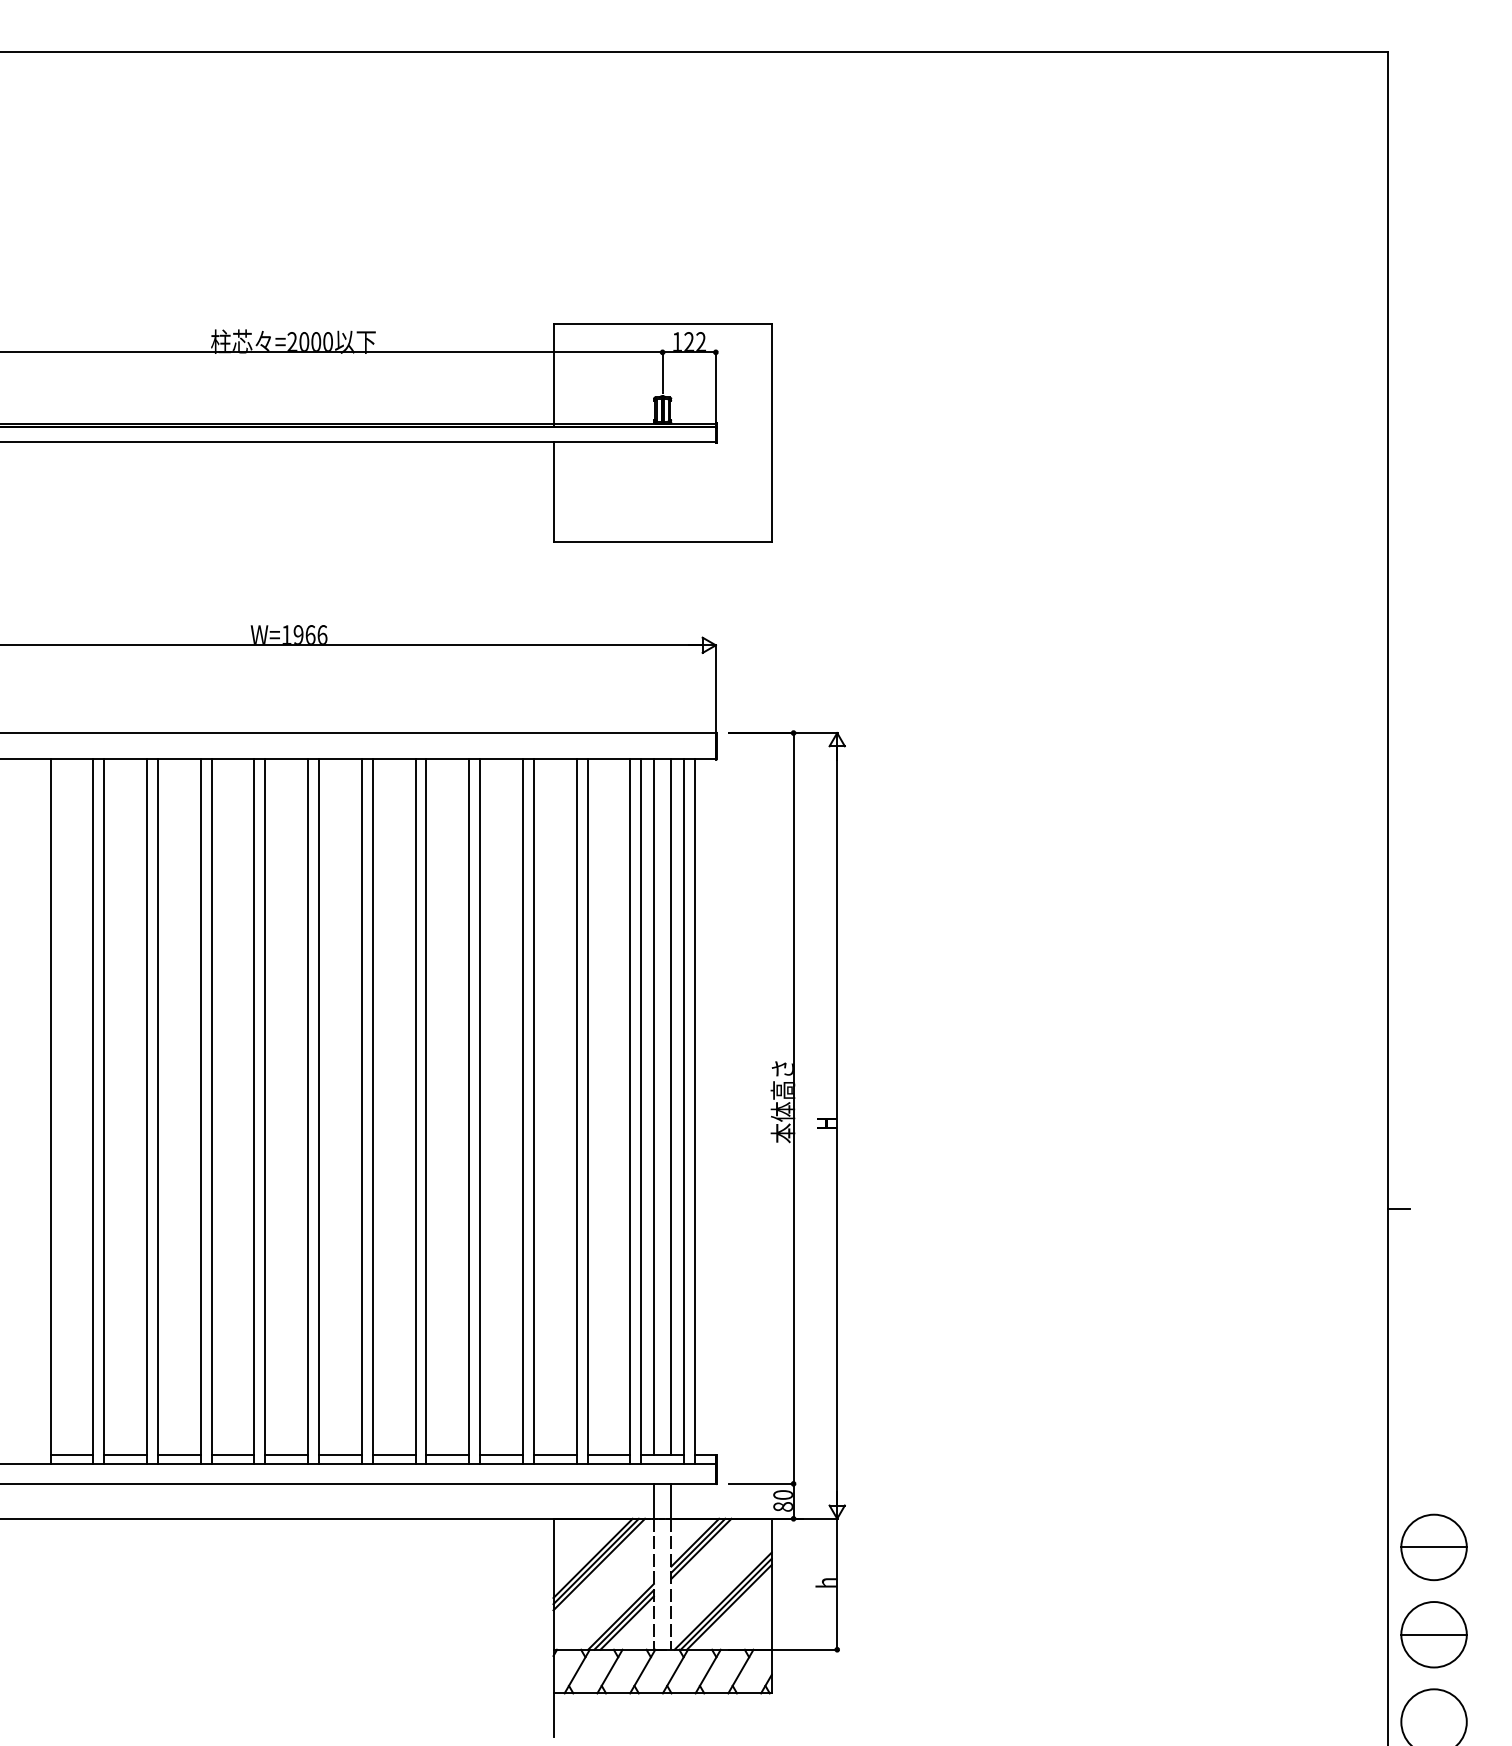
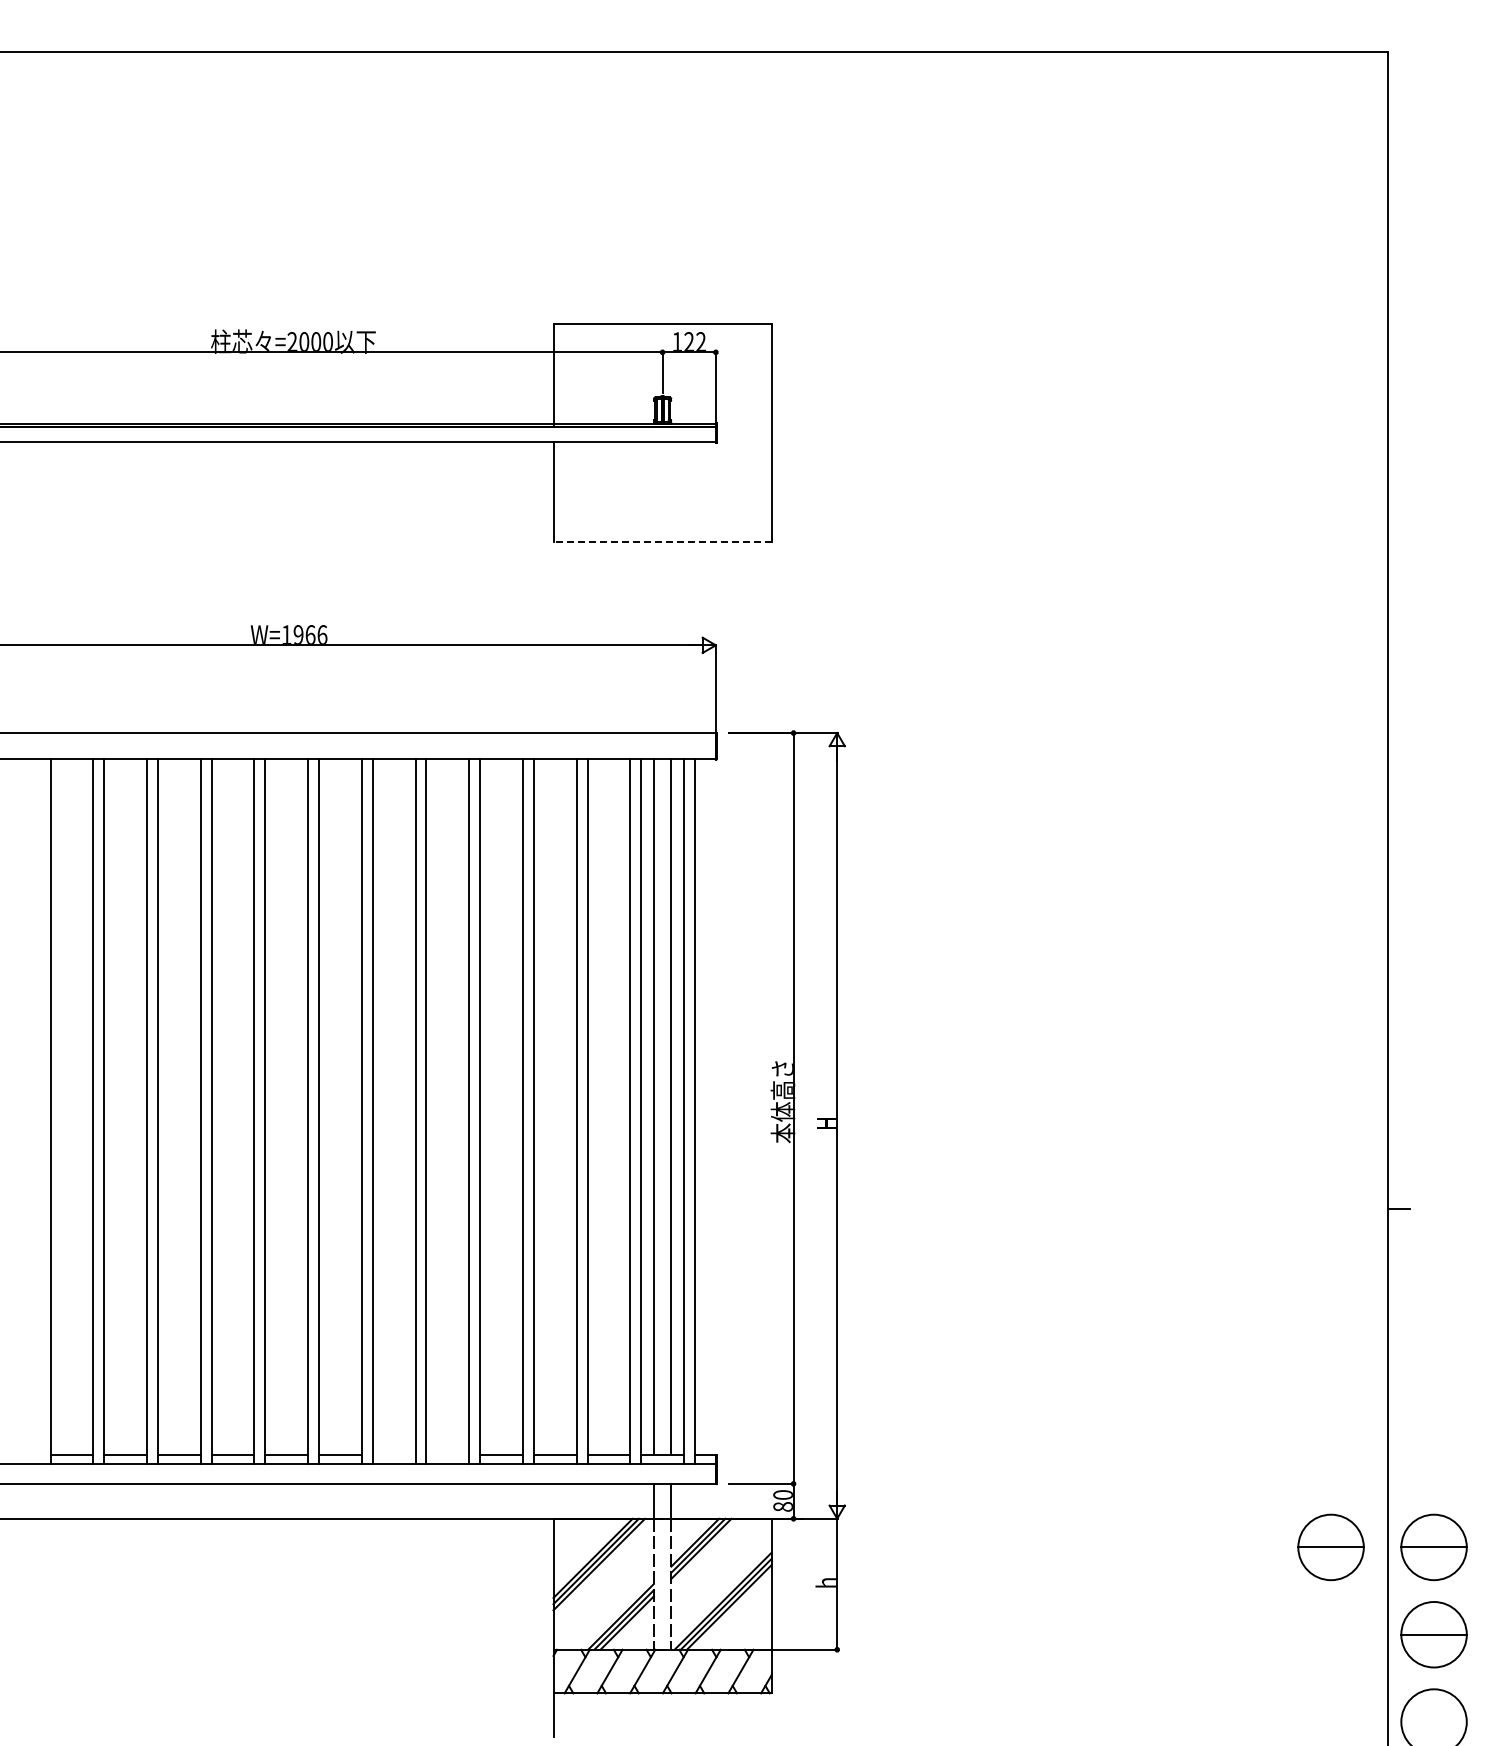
line: solid -> dashed (662, 542)
line: present -> none (393, 1455)
line: present -> none (447, 1455)
part: none -> present (1330, 1547)
